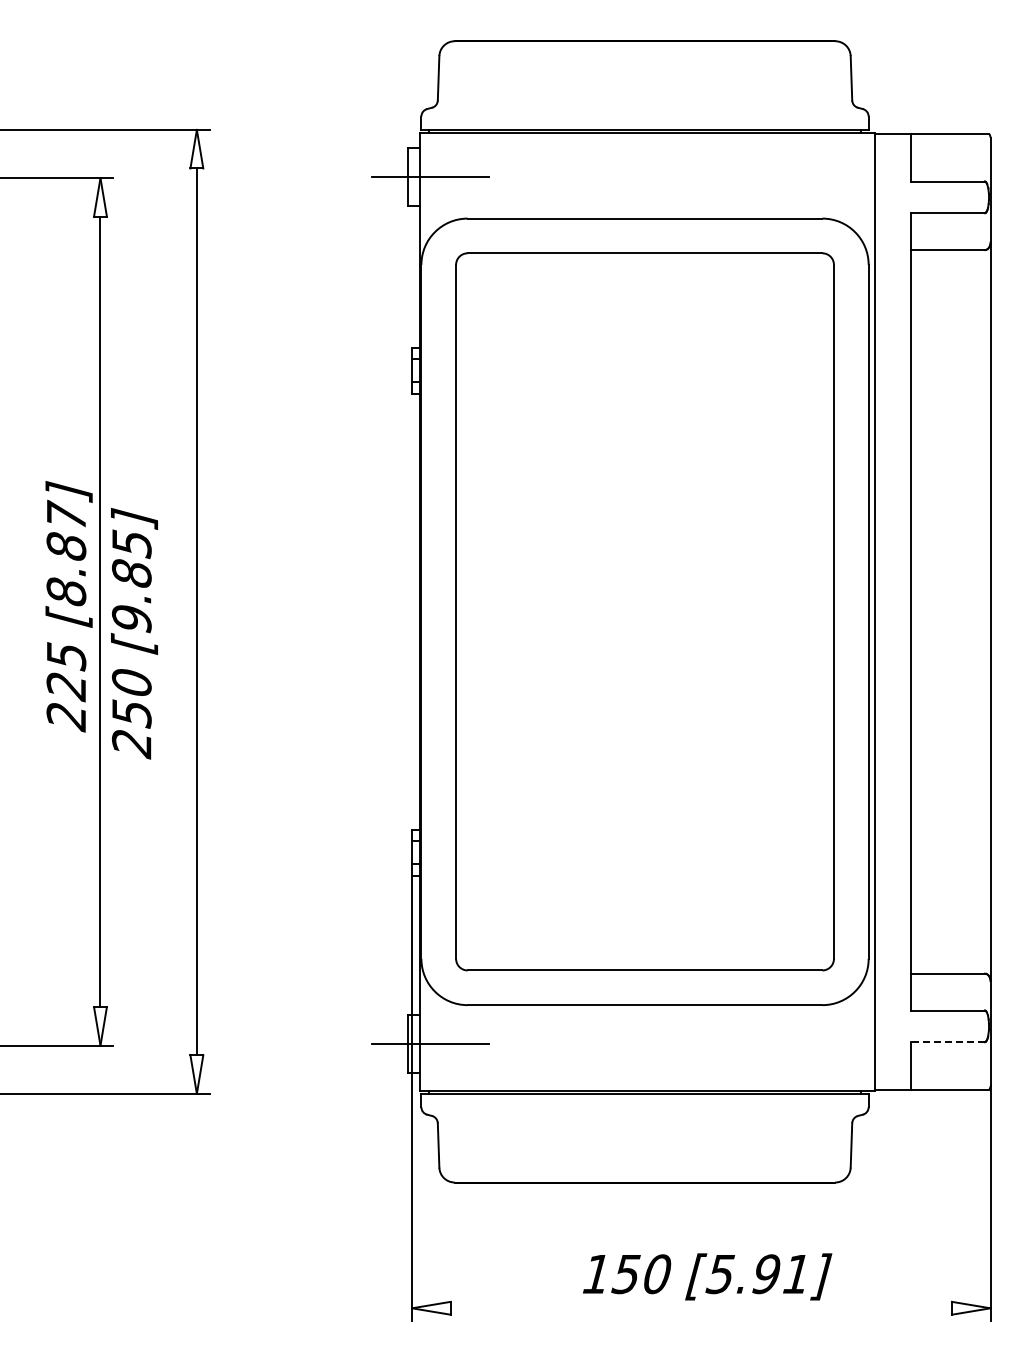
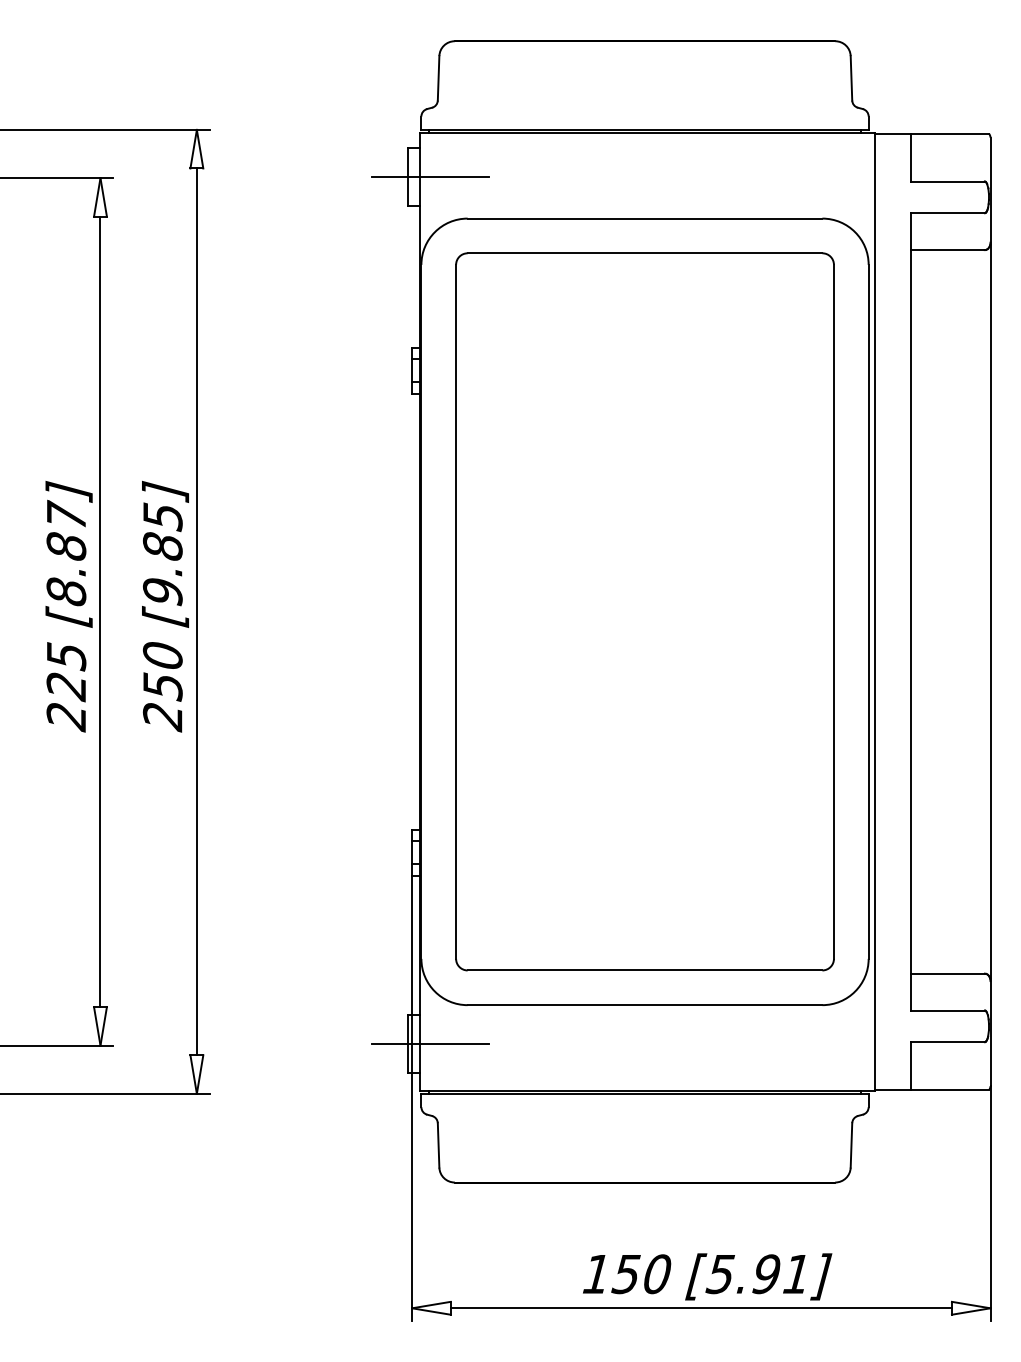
text position: (134, 633) -> (165, 606) (165, 606)
line: dashed -> solid (948, 1042)
line: none -> present (700, 1308)
